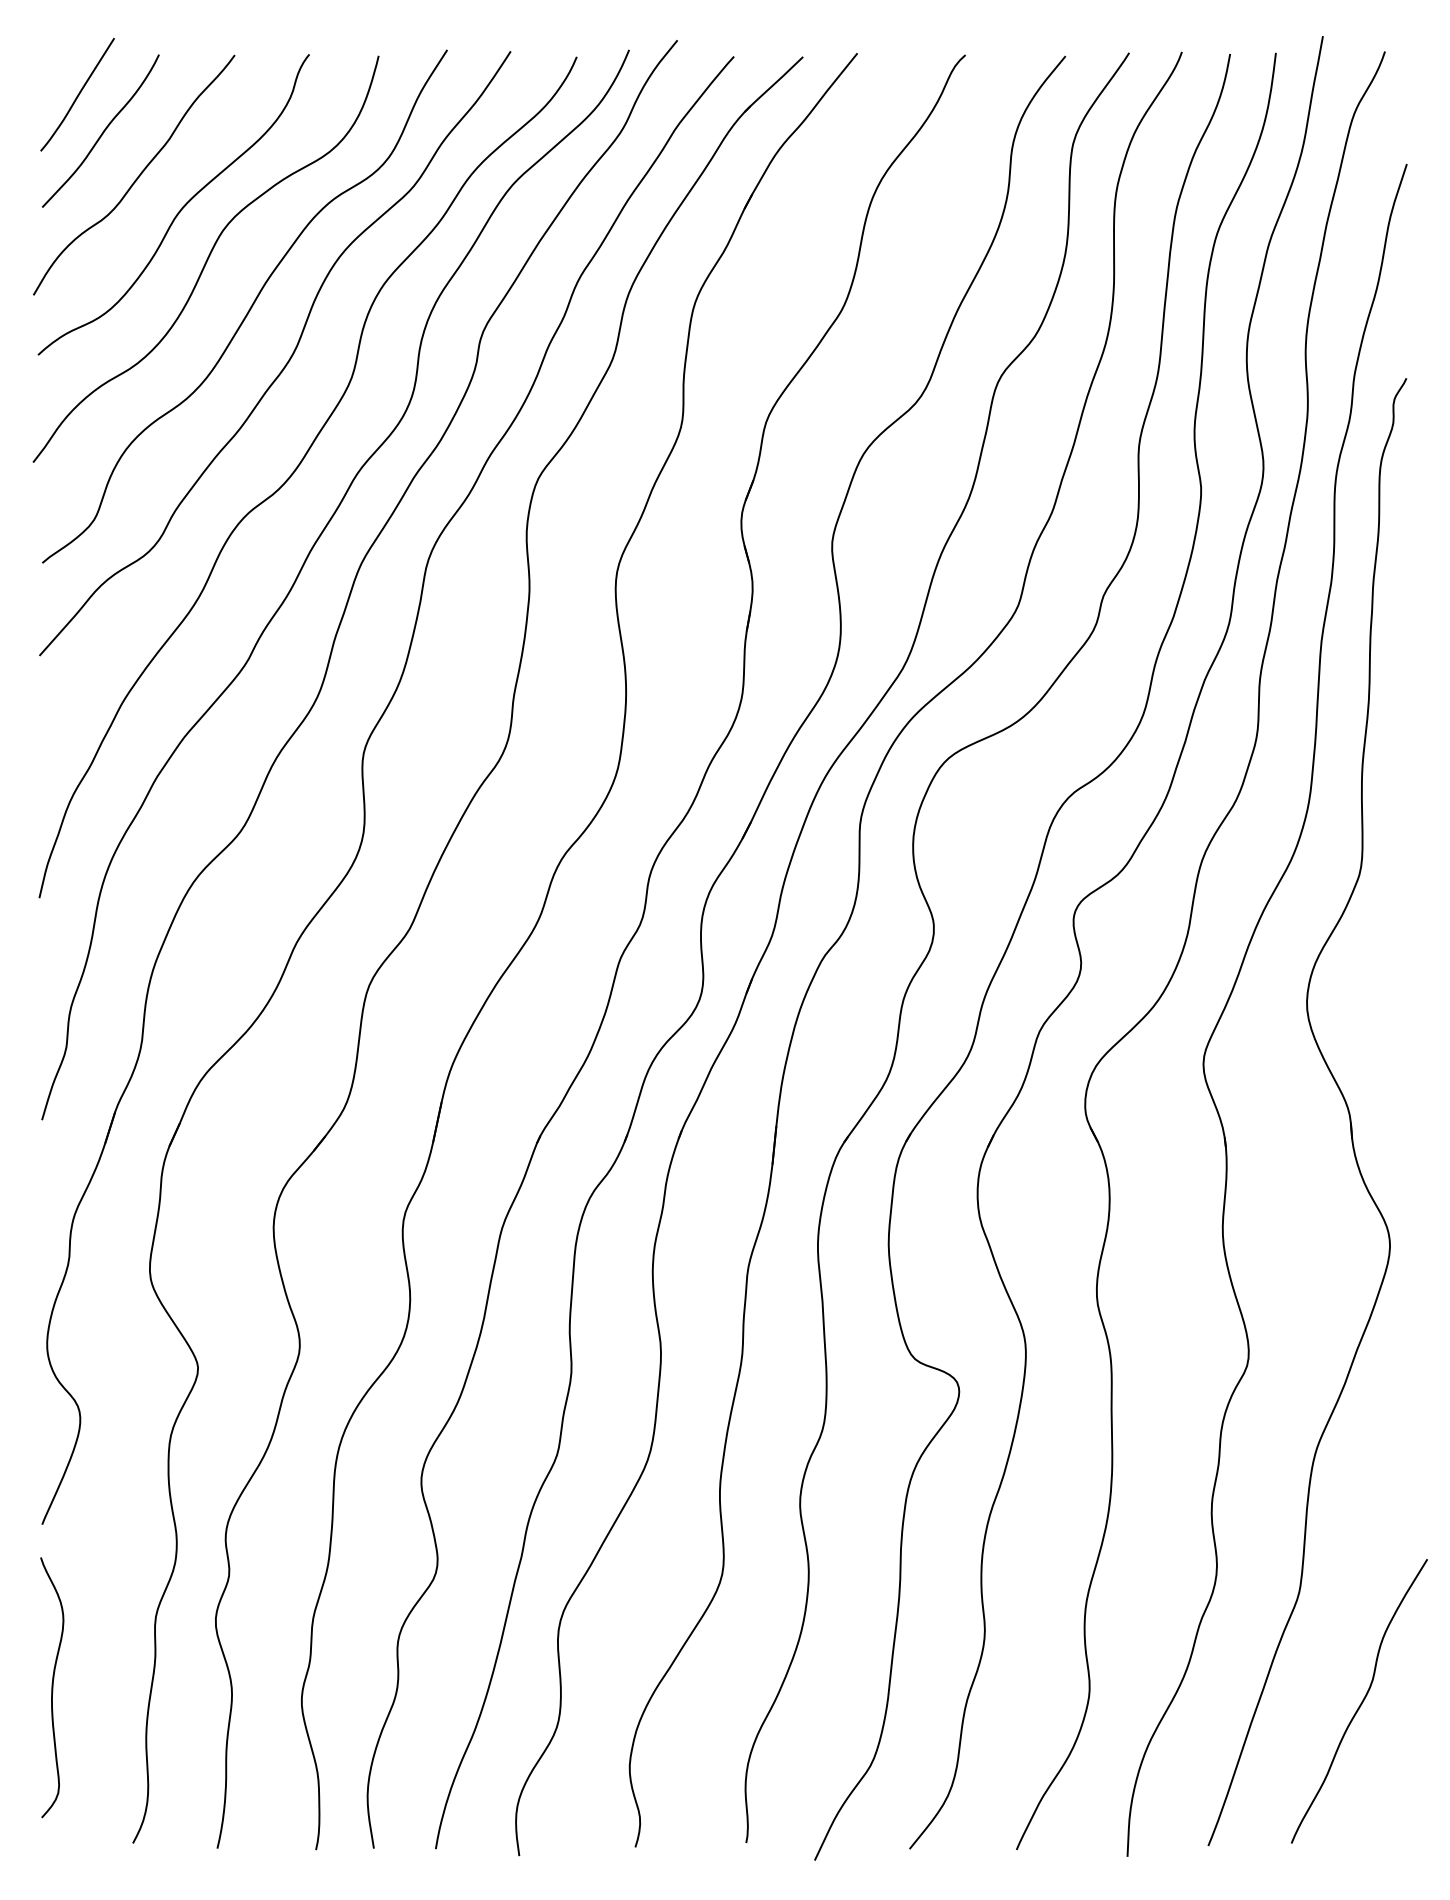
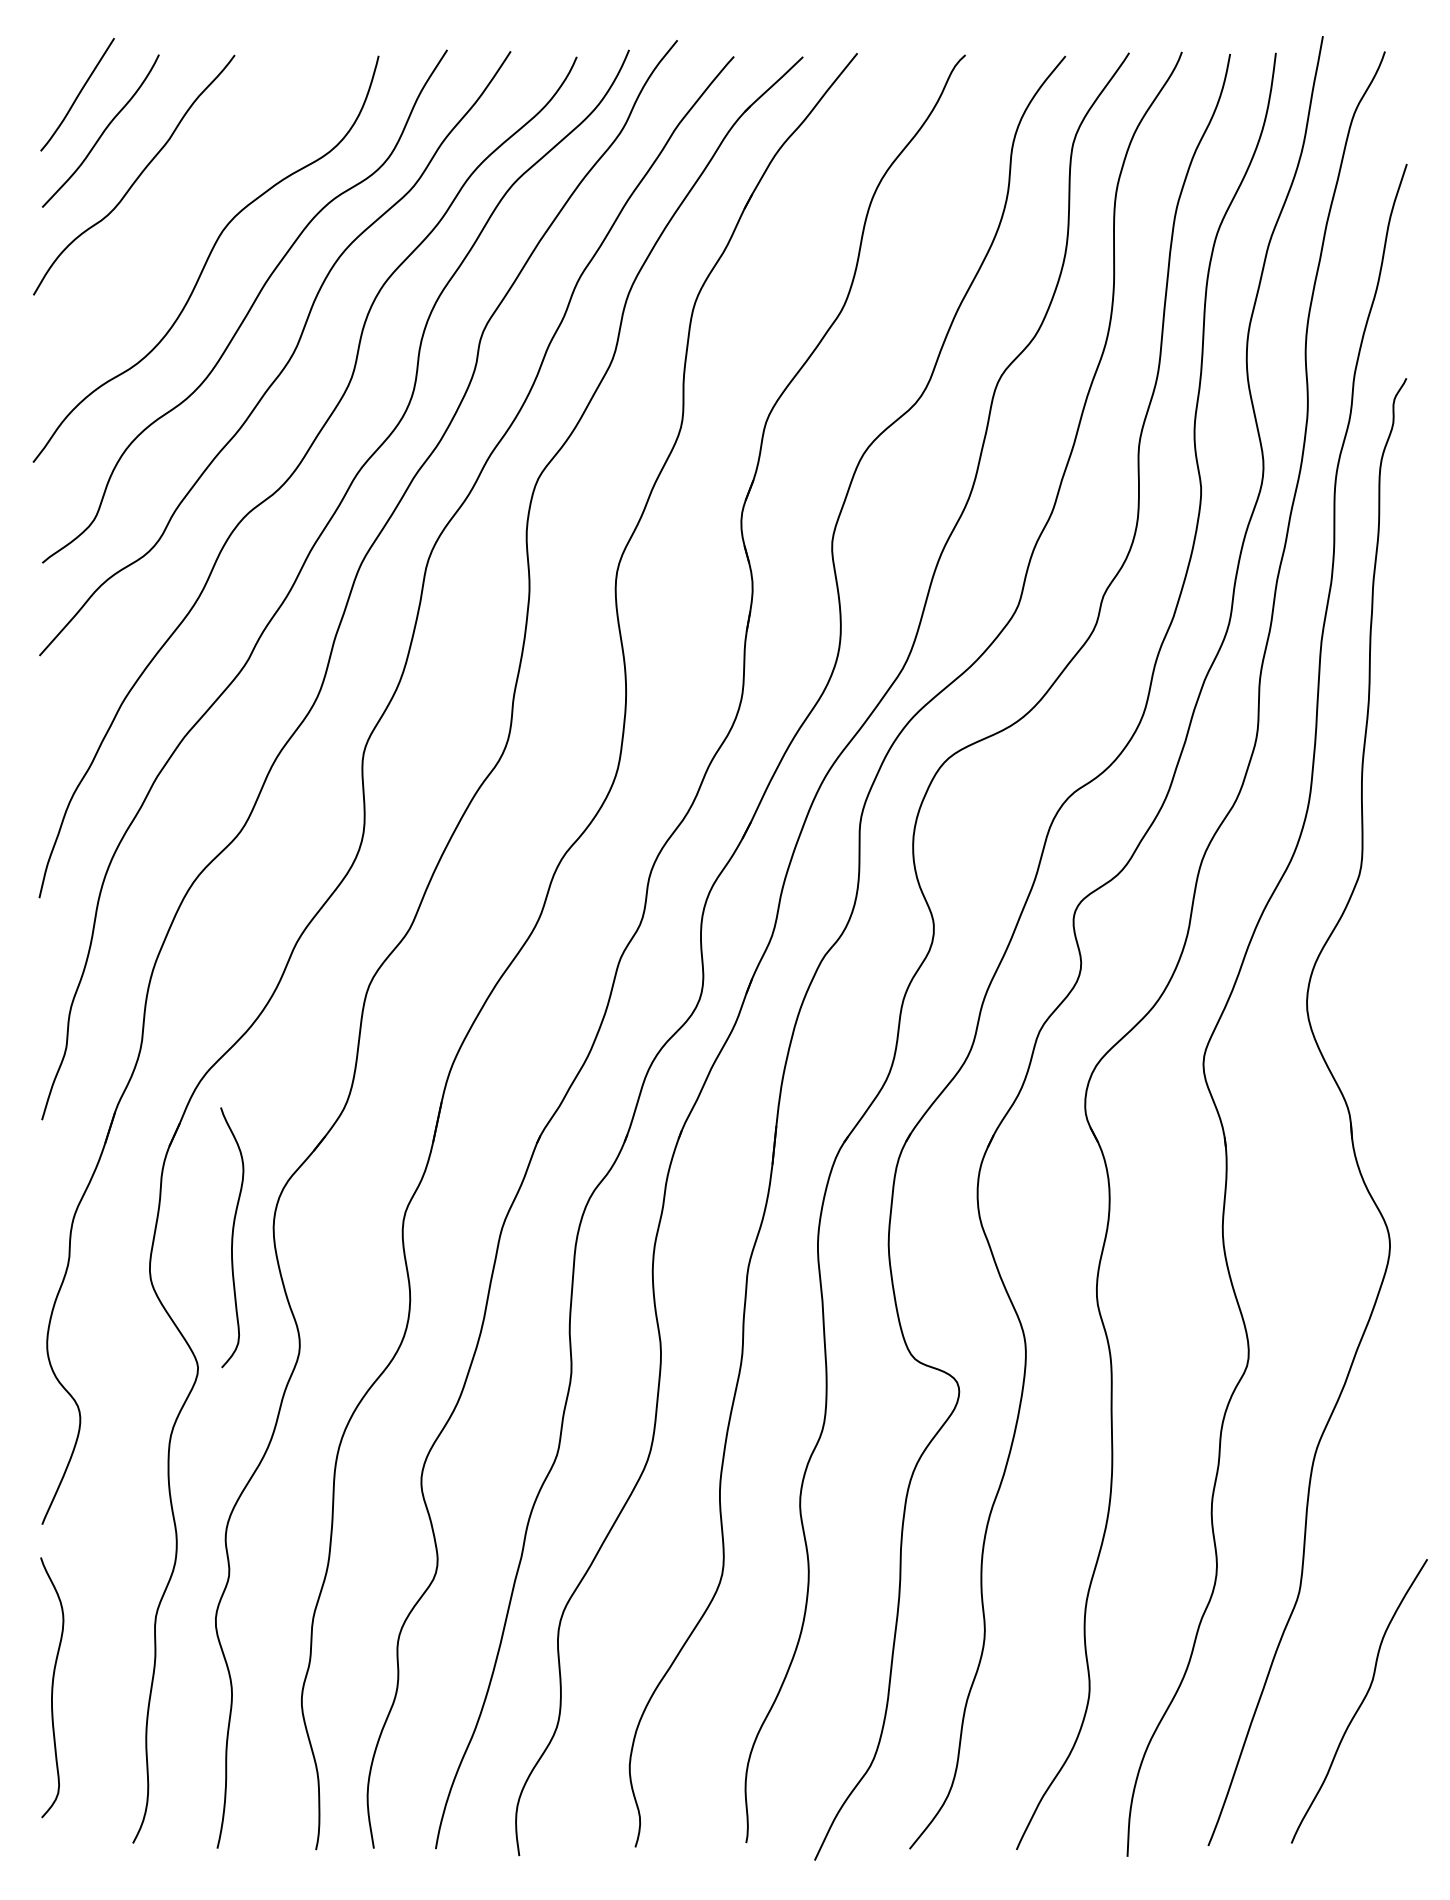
curve: present -> none (179, 210)
curve: none -> present (232, 1237)
